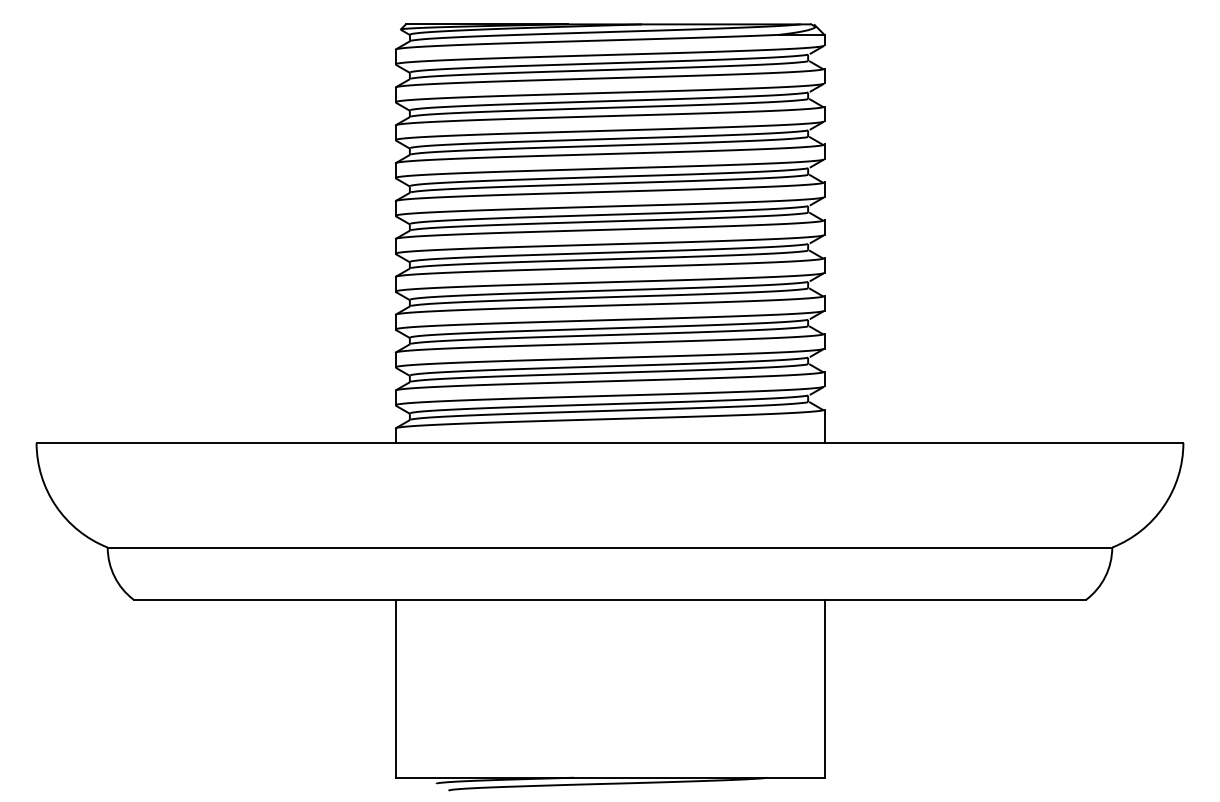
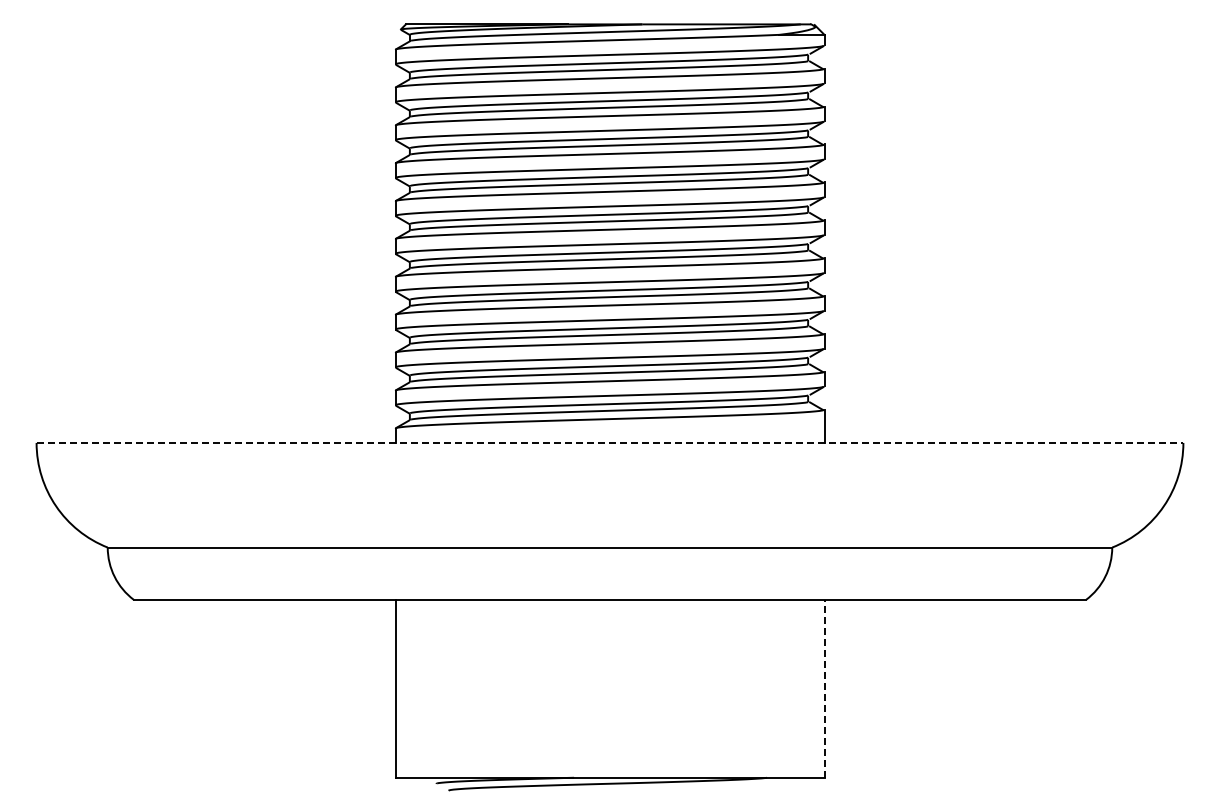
line: solid -> dashed (610, 442)
line: solid -> dashed (824, 688)
